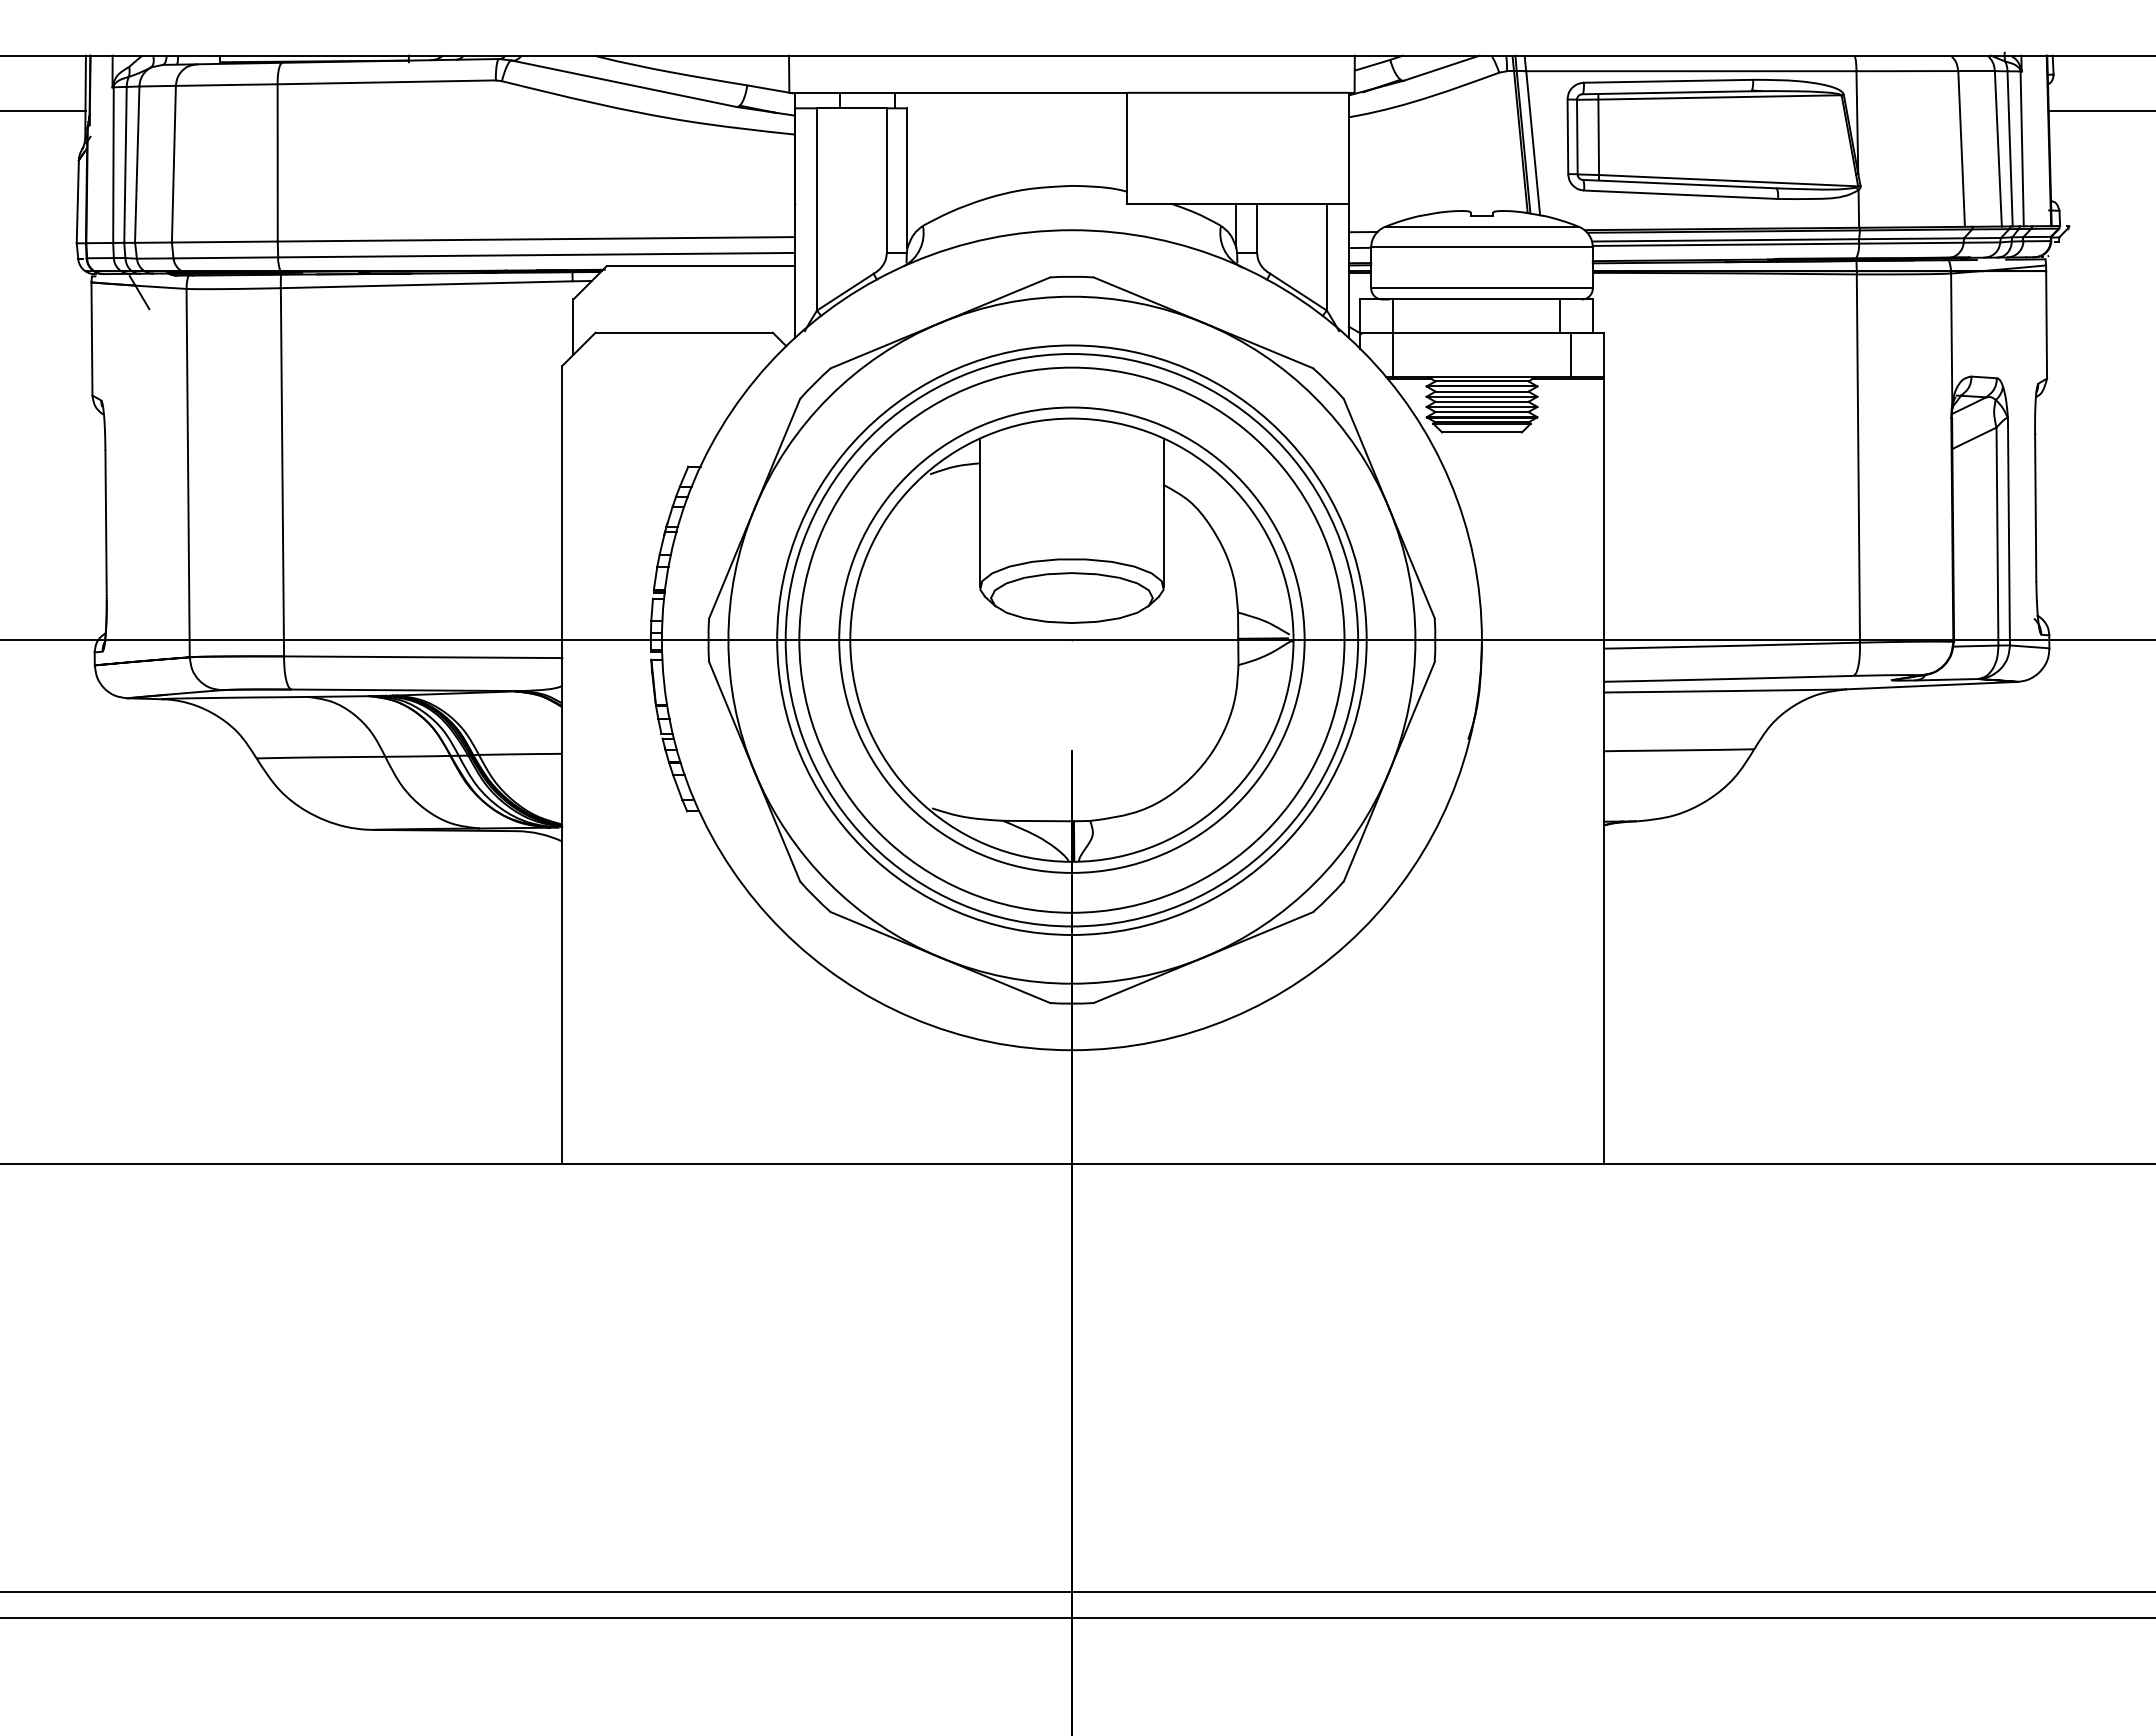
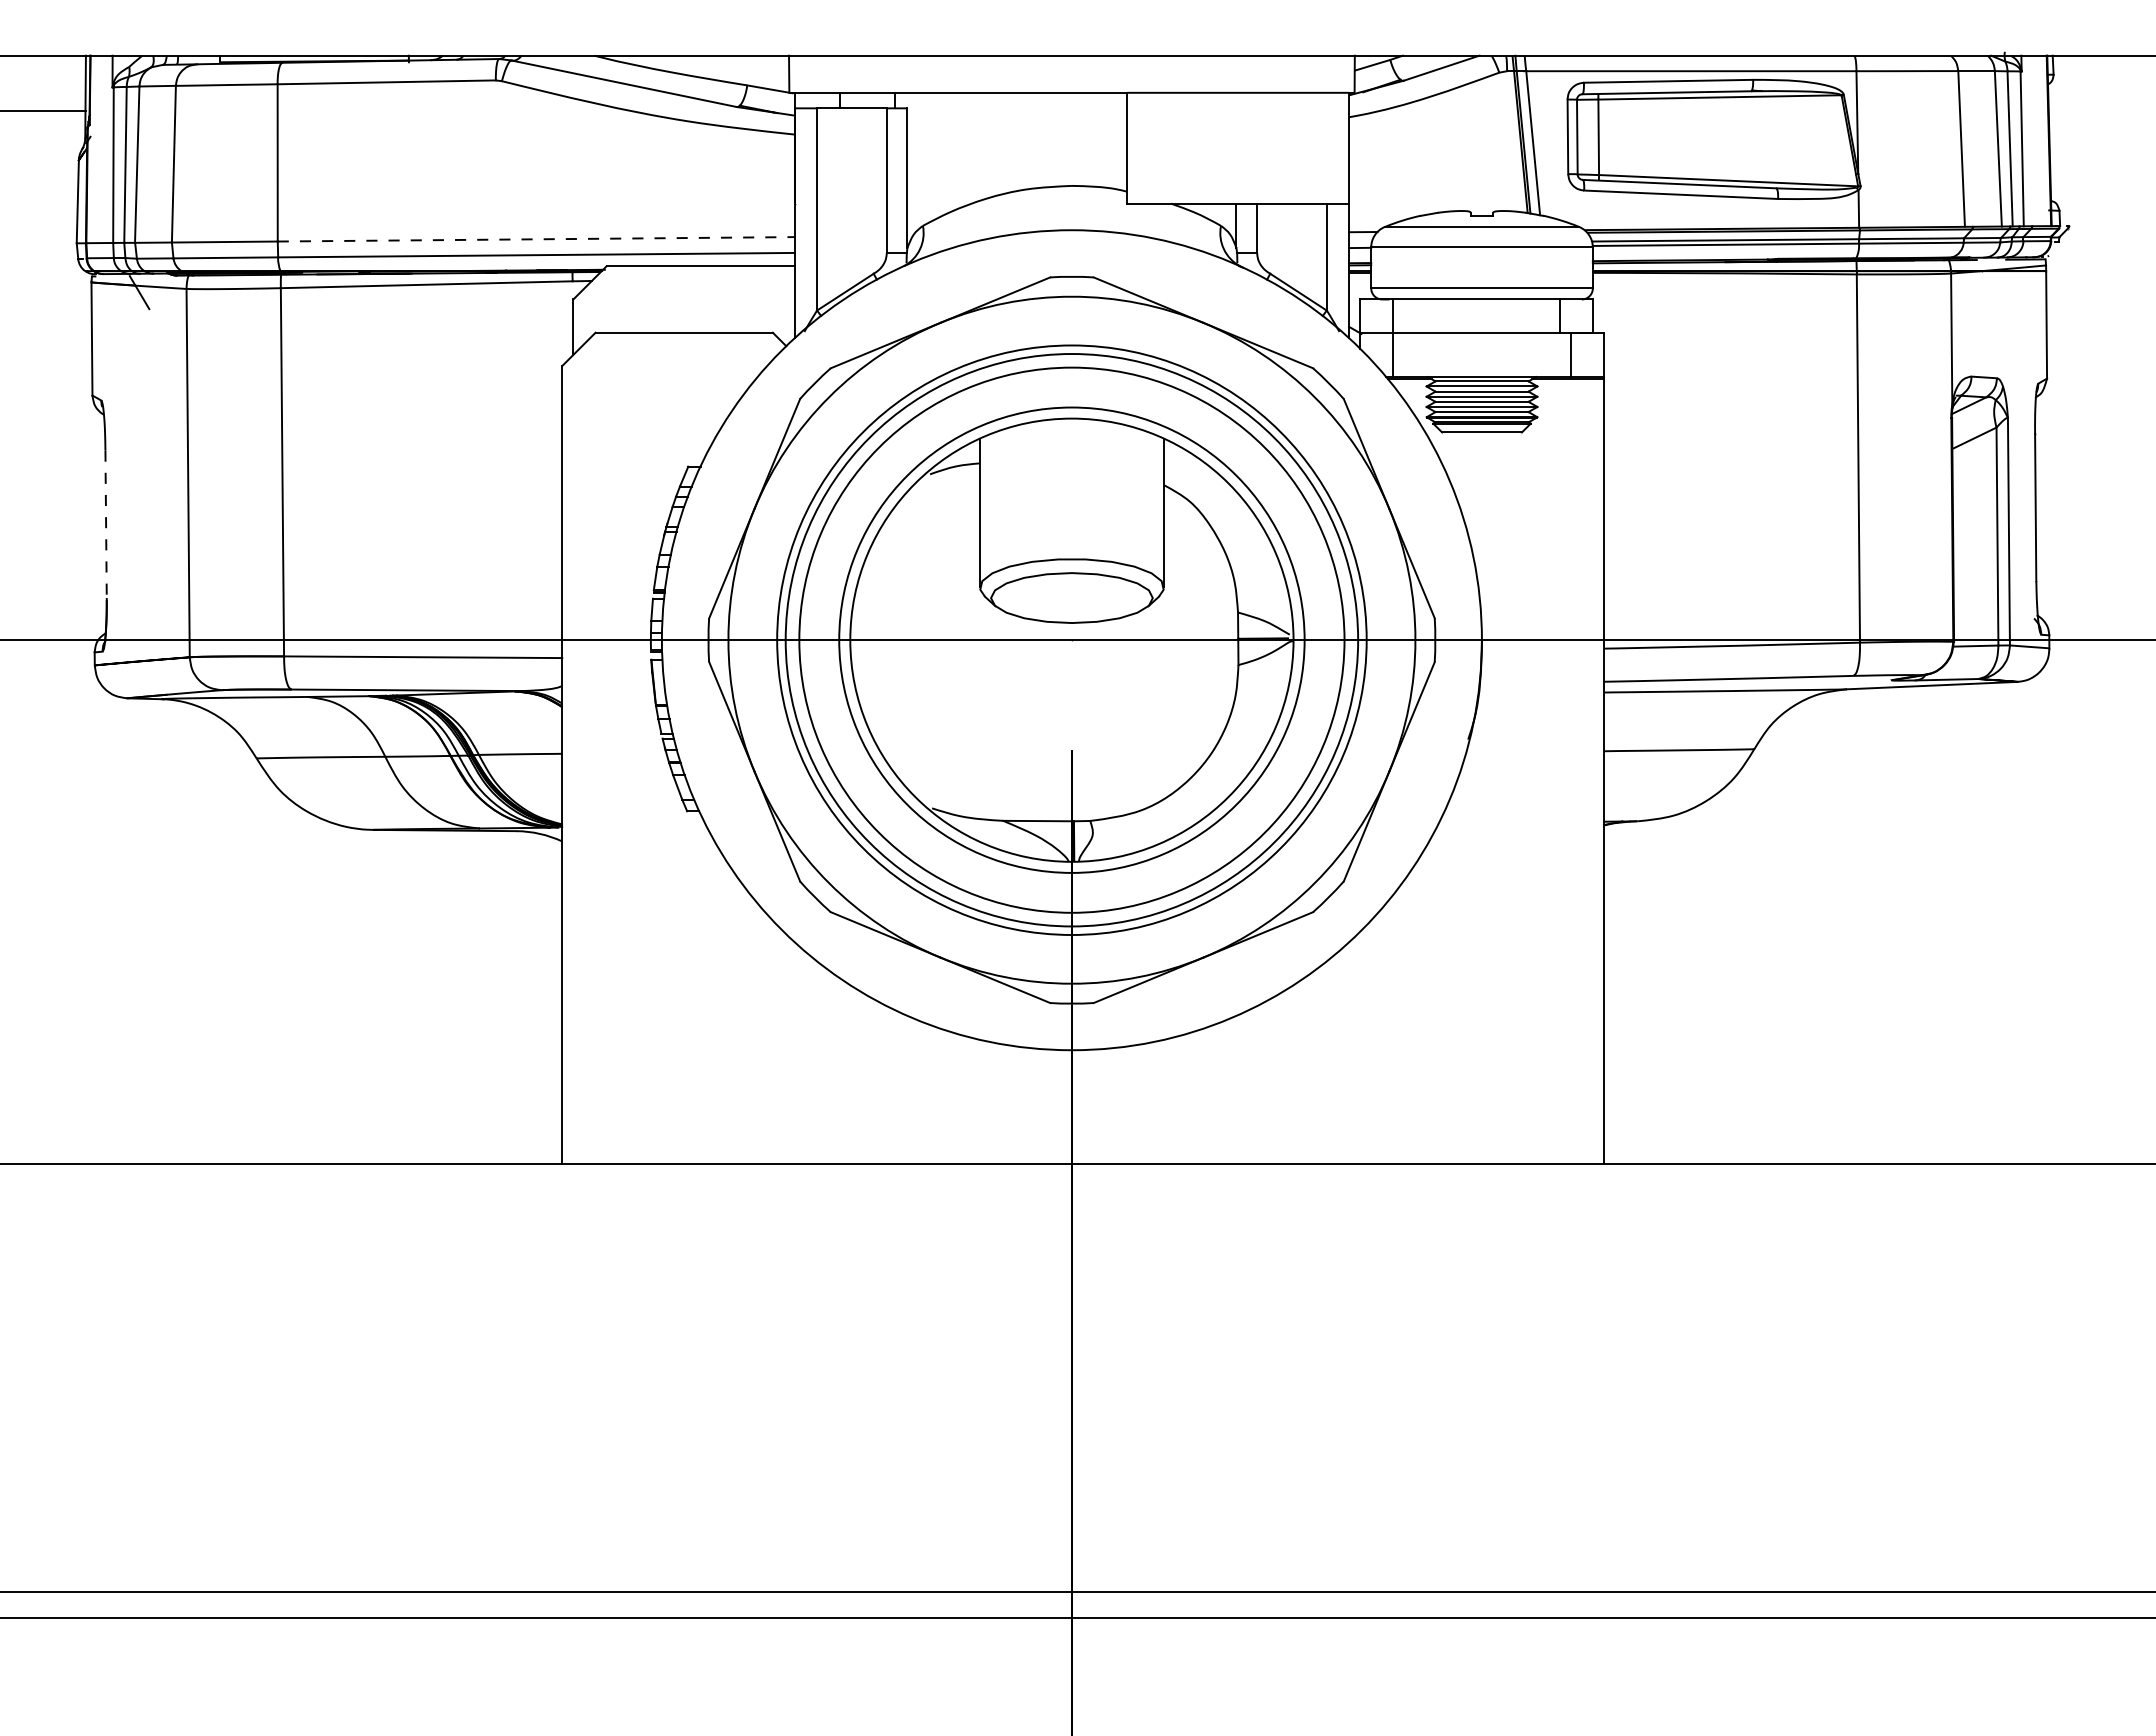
line: present -> none (2100, 111)
line: solid -> dashed (536, 239)
line: solid -> dashed (106, 524)
